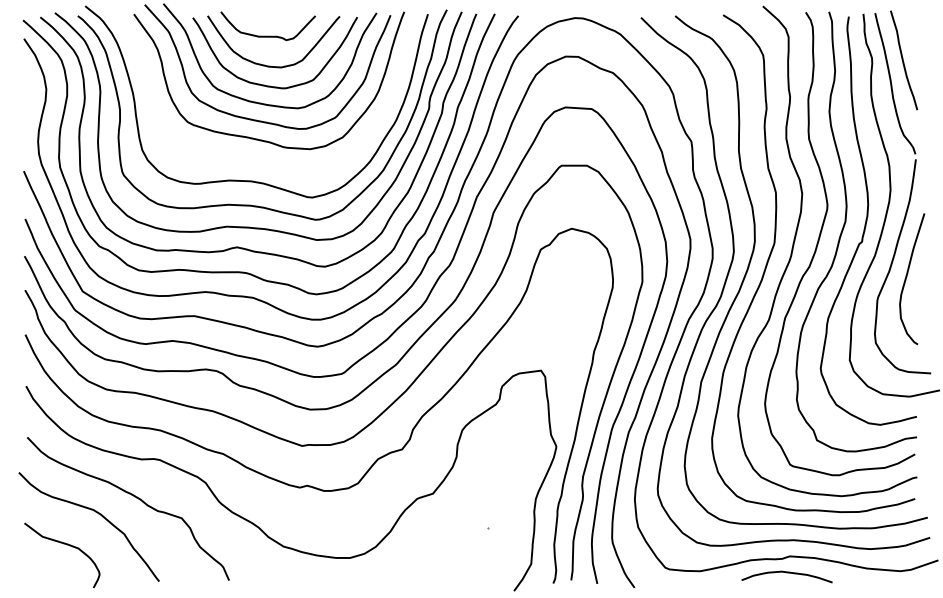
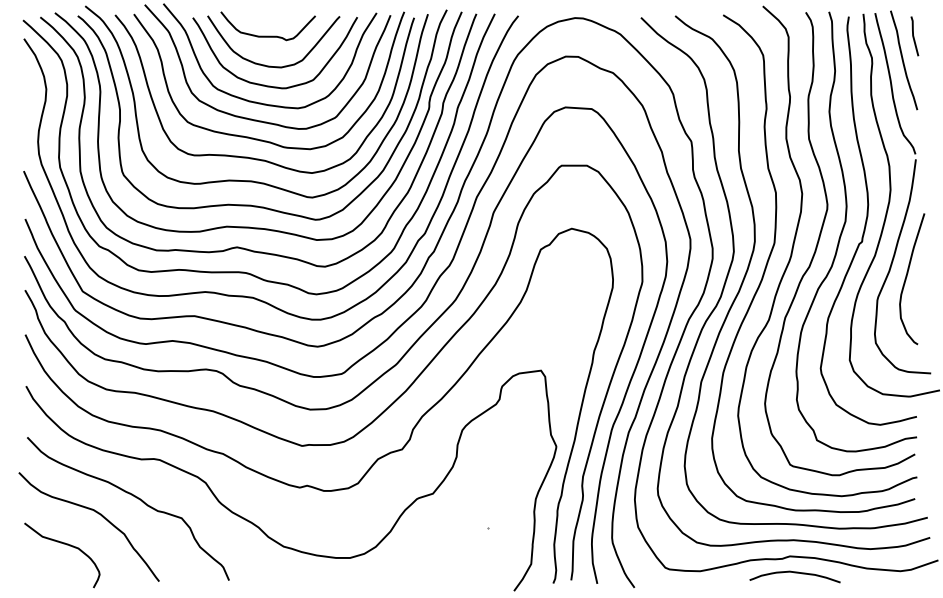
line: none -> present (914, 36)
curve: none -> present (253, 157)
curve position: (786, 573) -> (794, 573) (794, 573)
